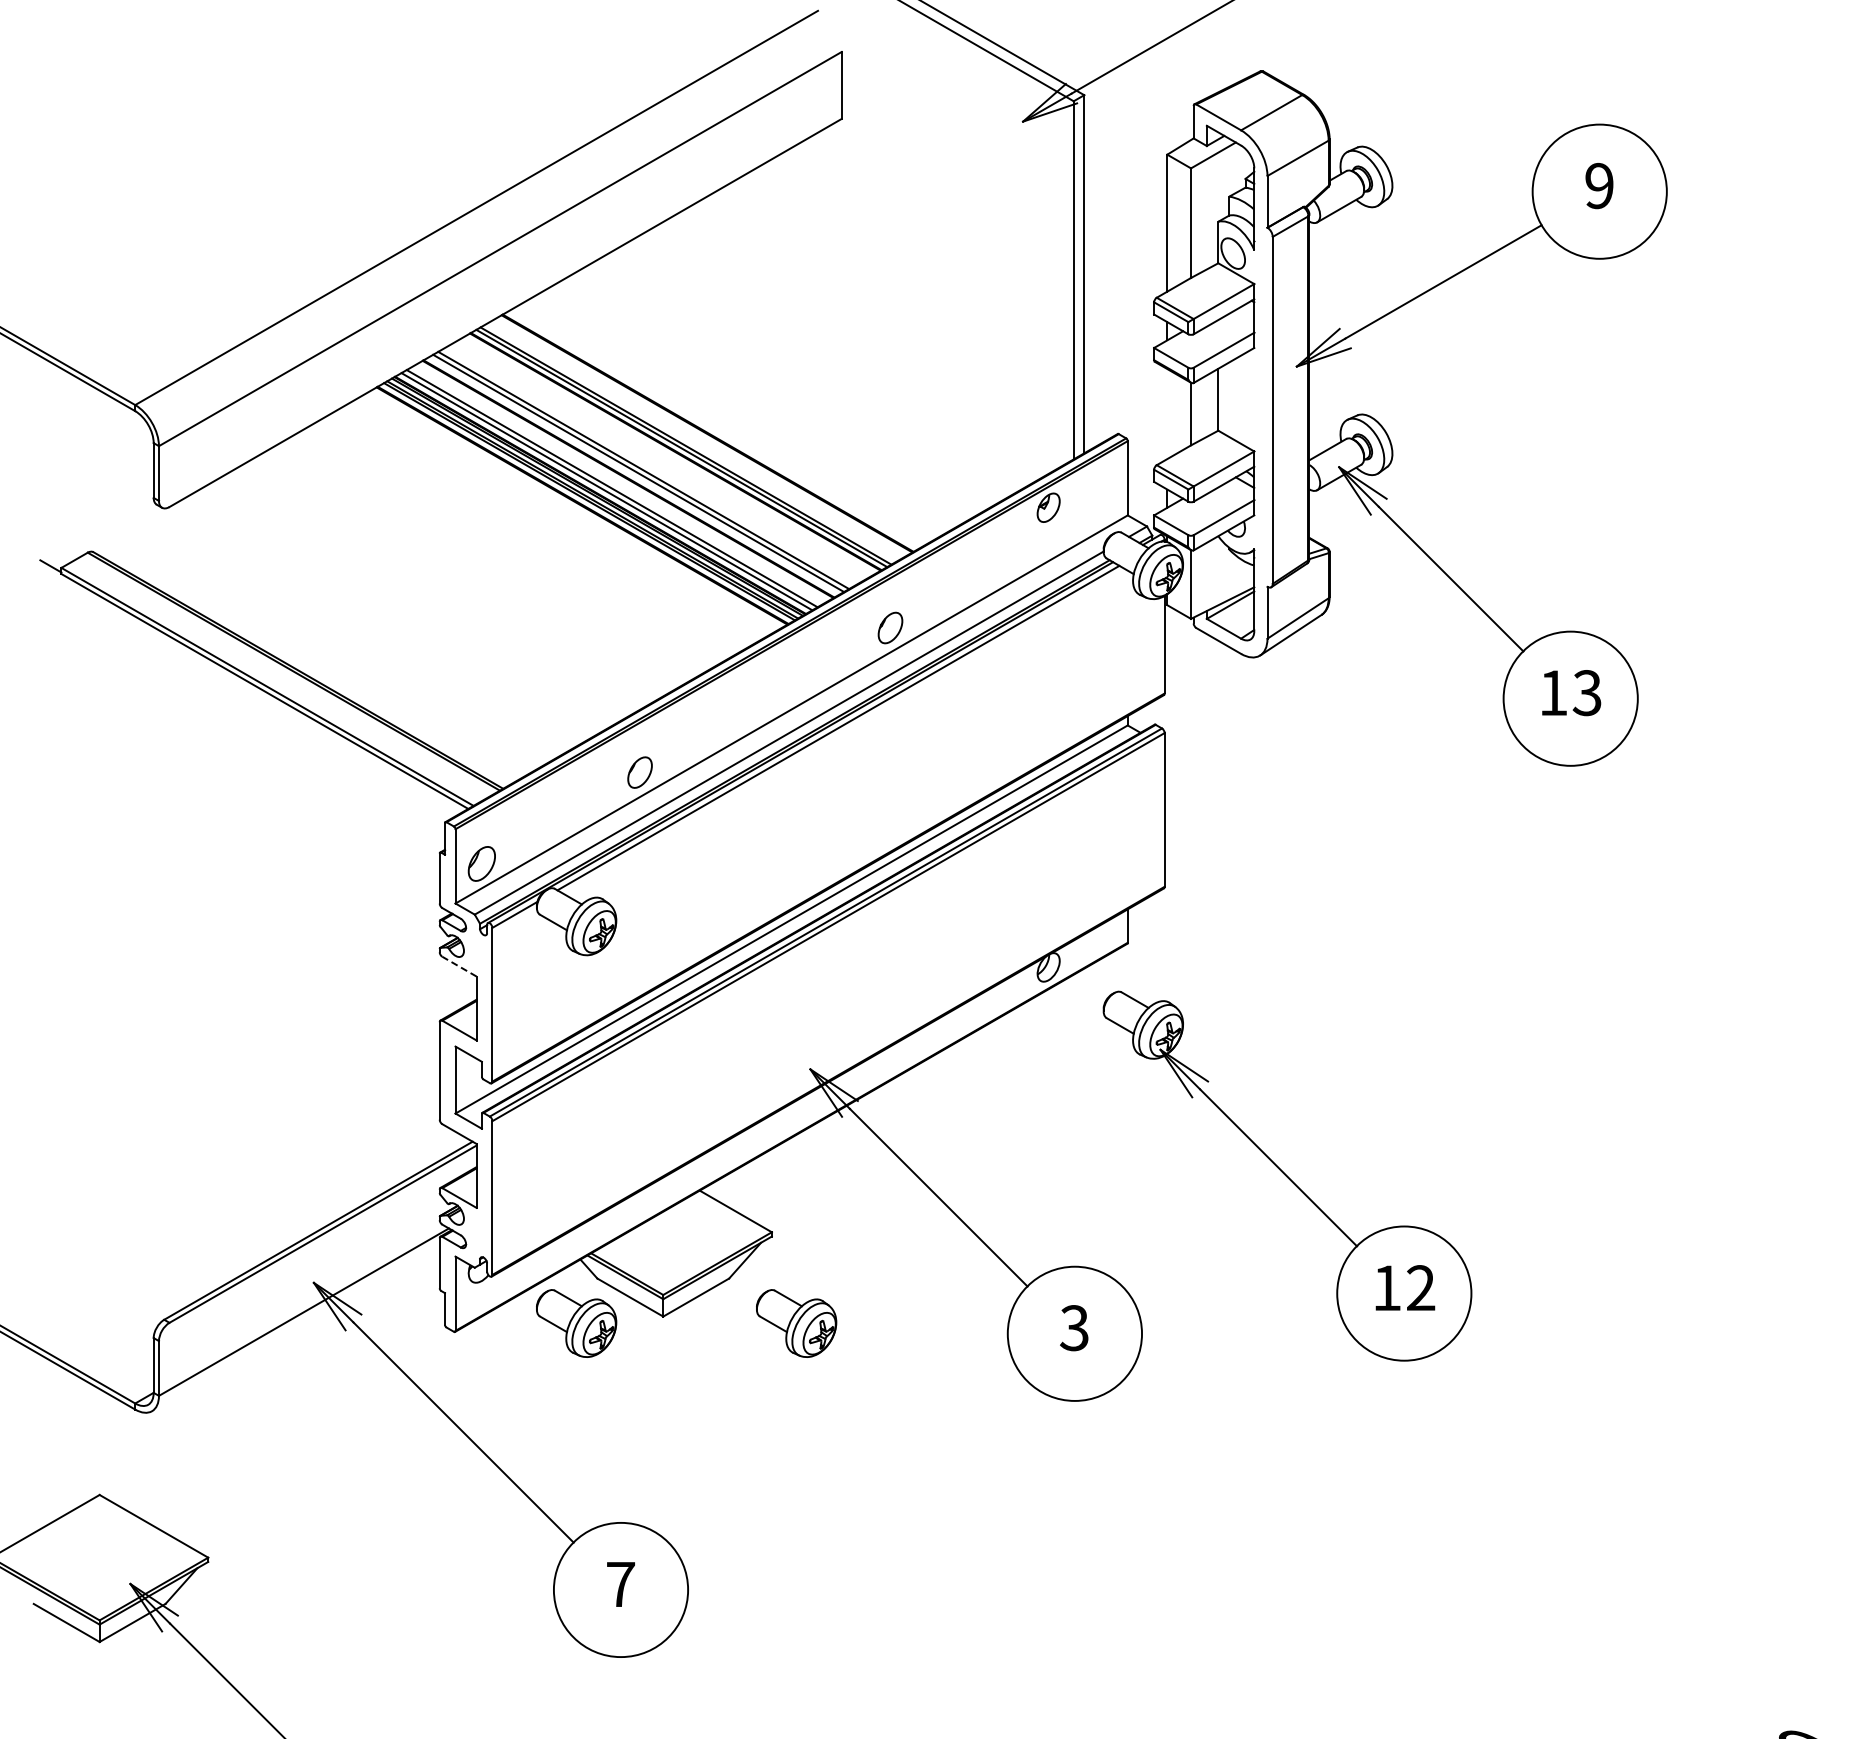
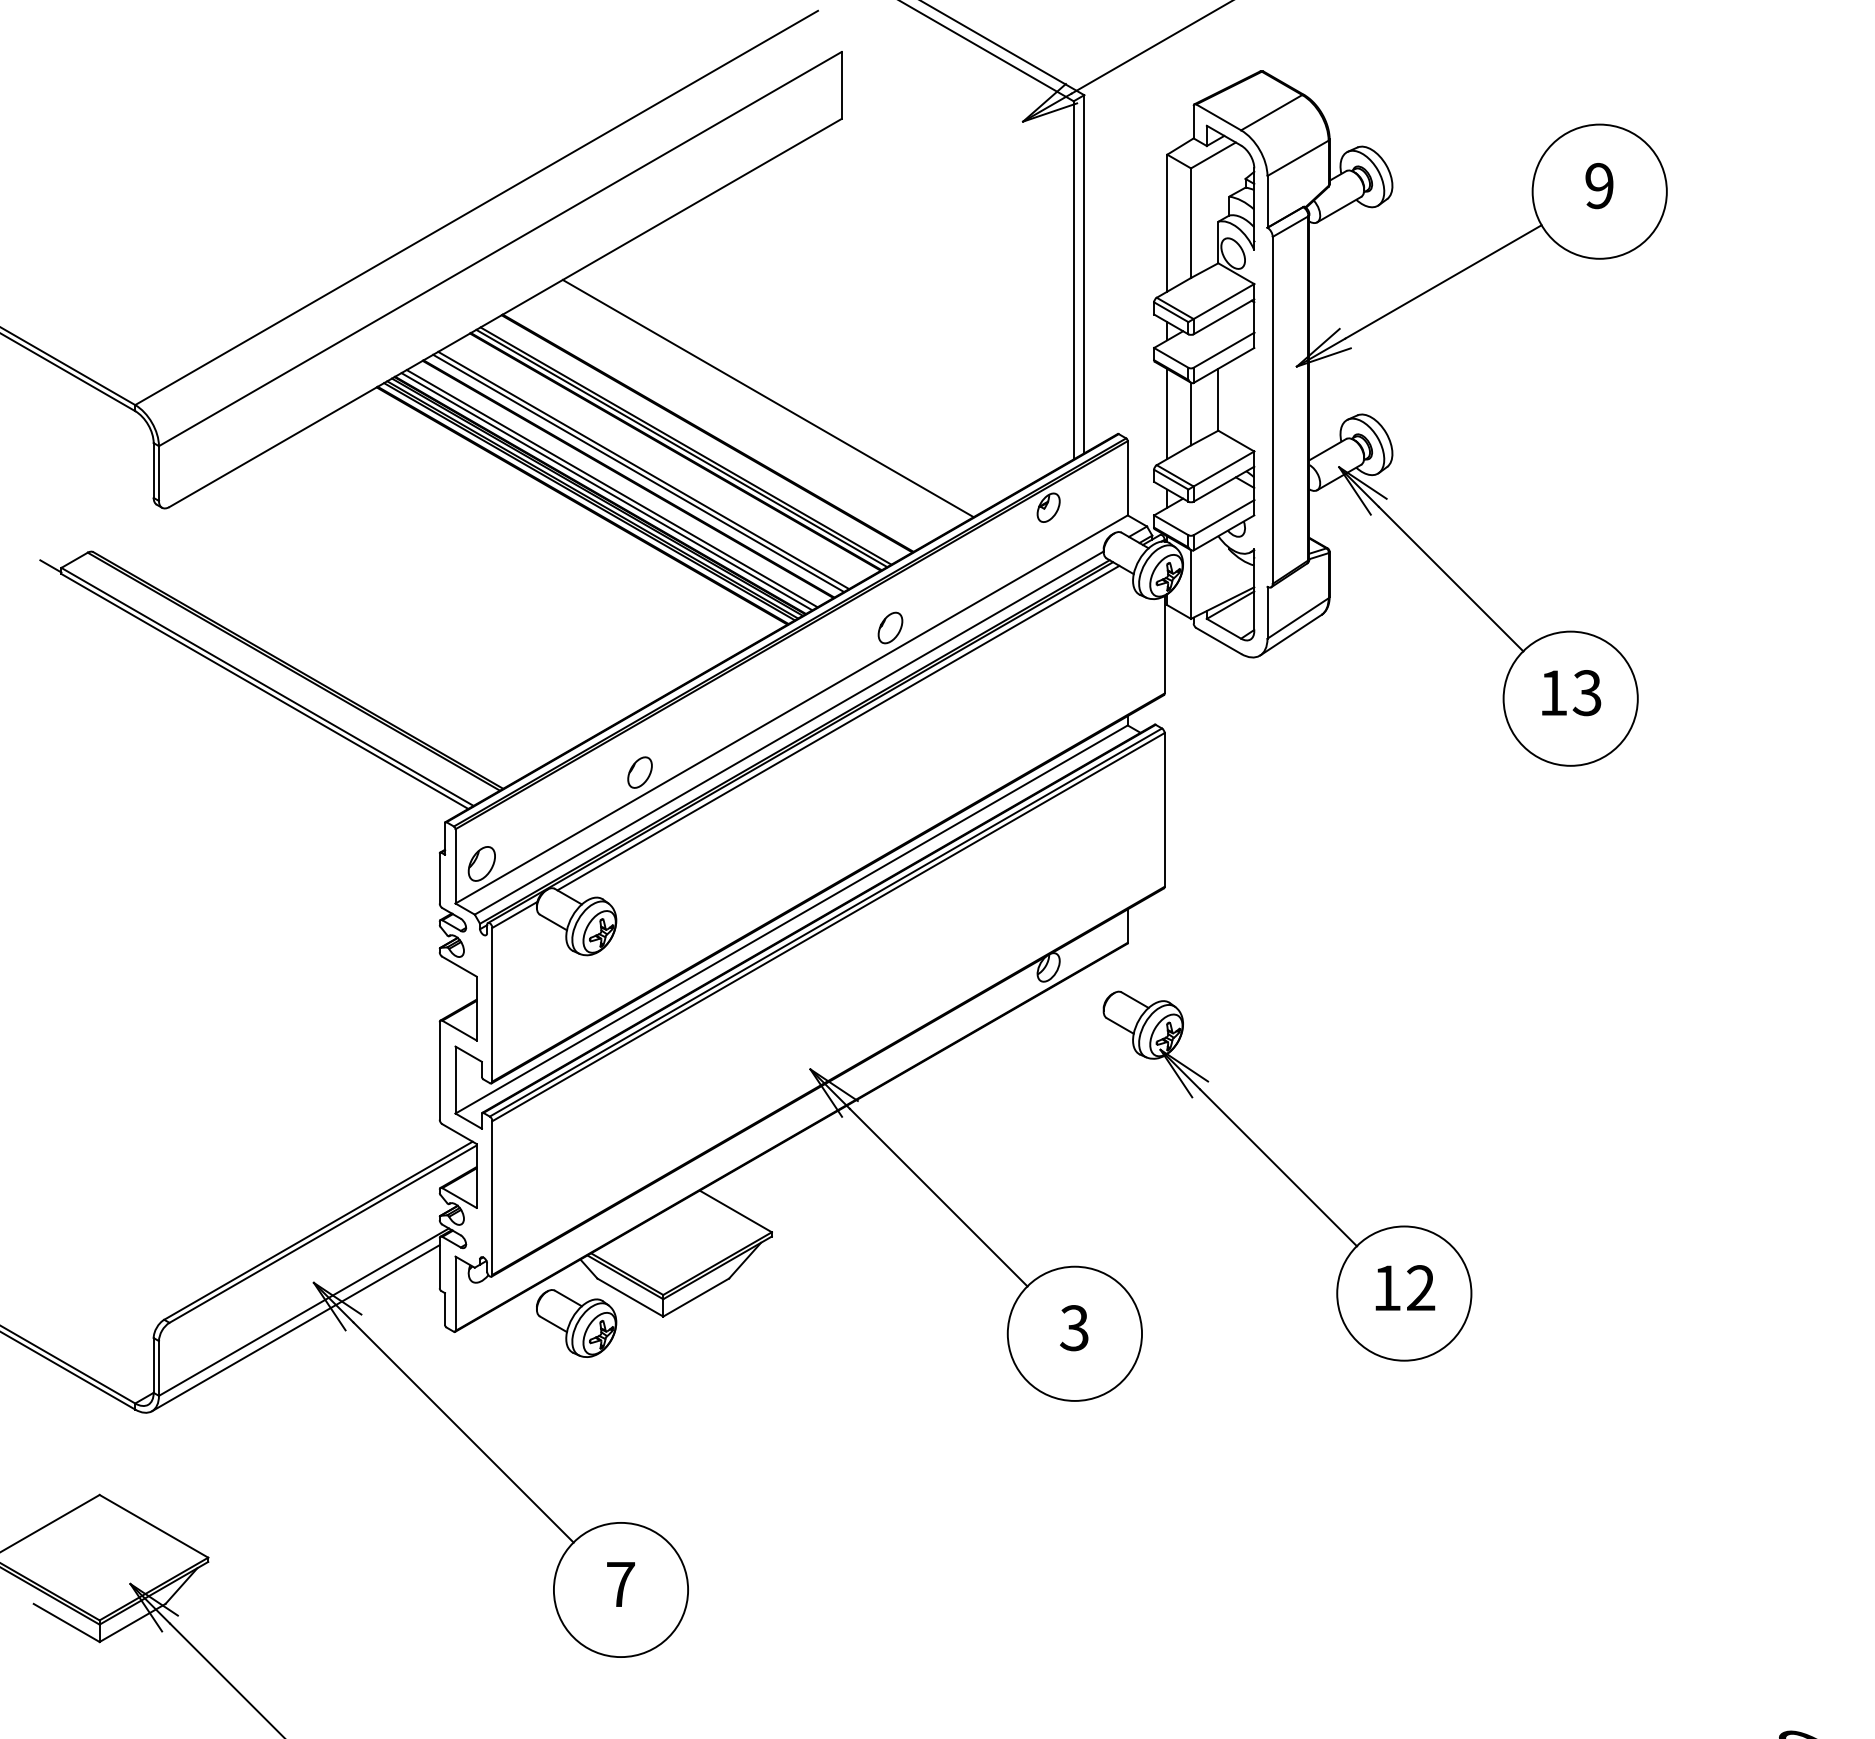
line: none -> present (767, 398)
line: none -> present (1167, 414)
line: dashed -> solid (459, 966)
part: present -> none (796, 1323)
line: none -> present (295, 1328)
